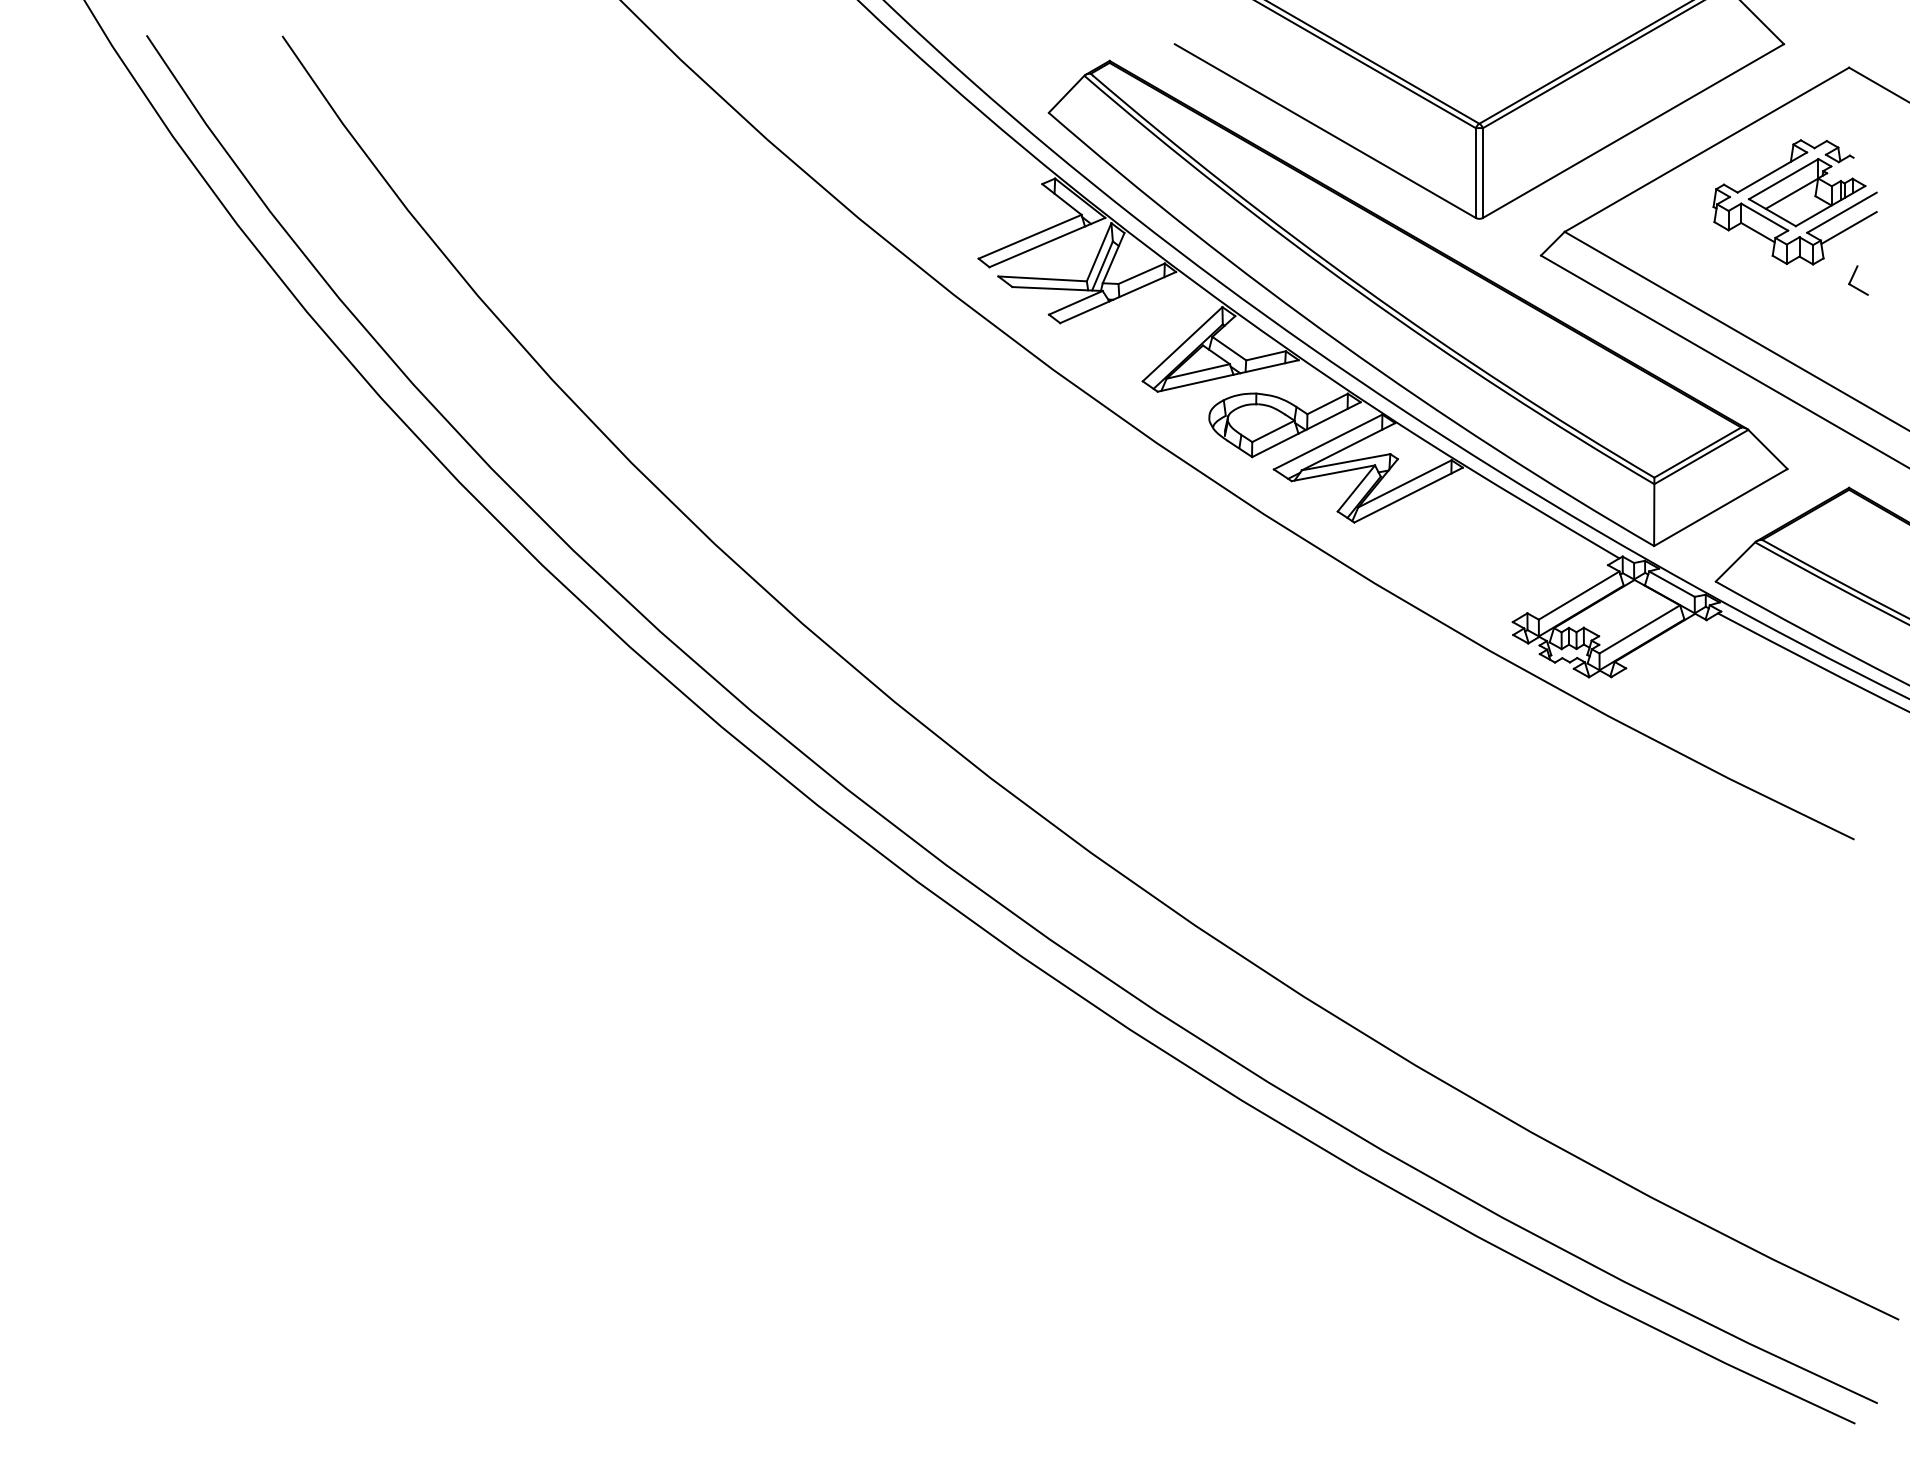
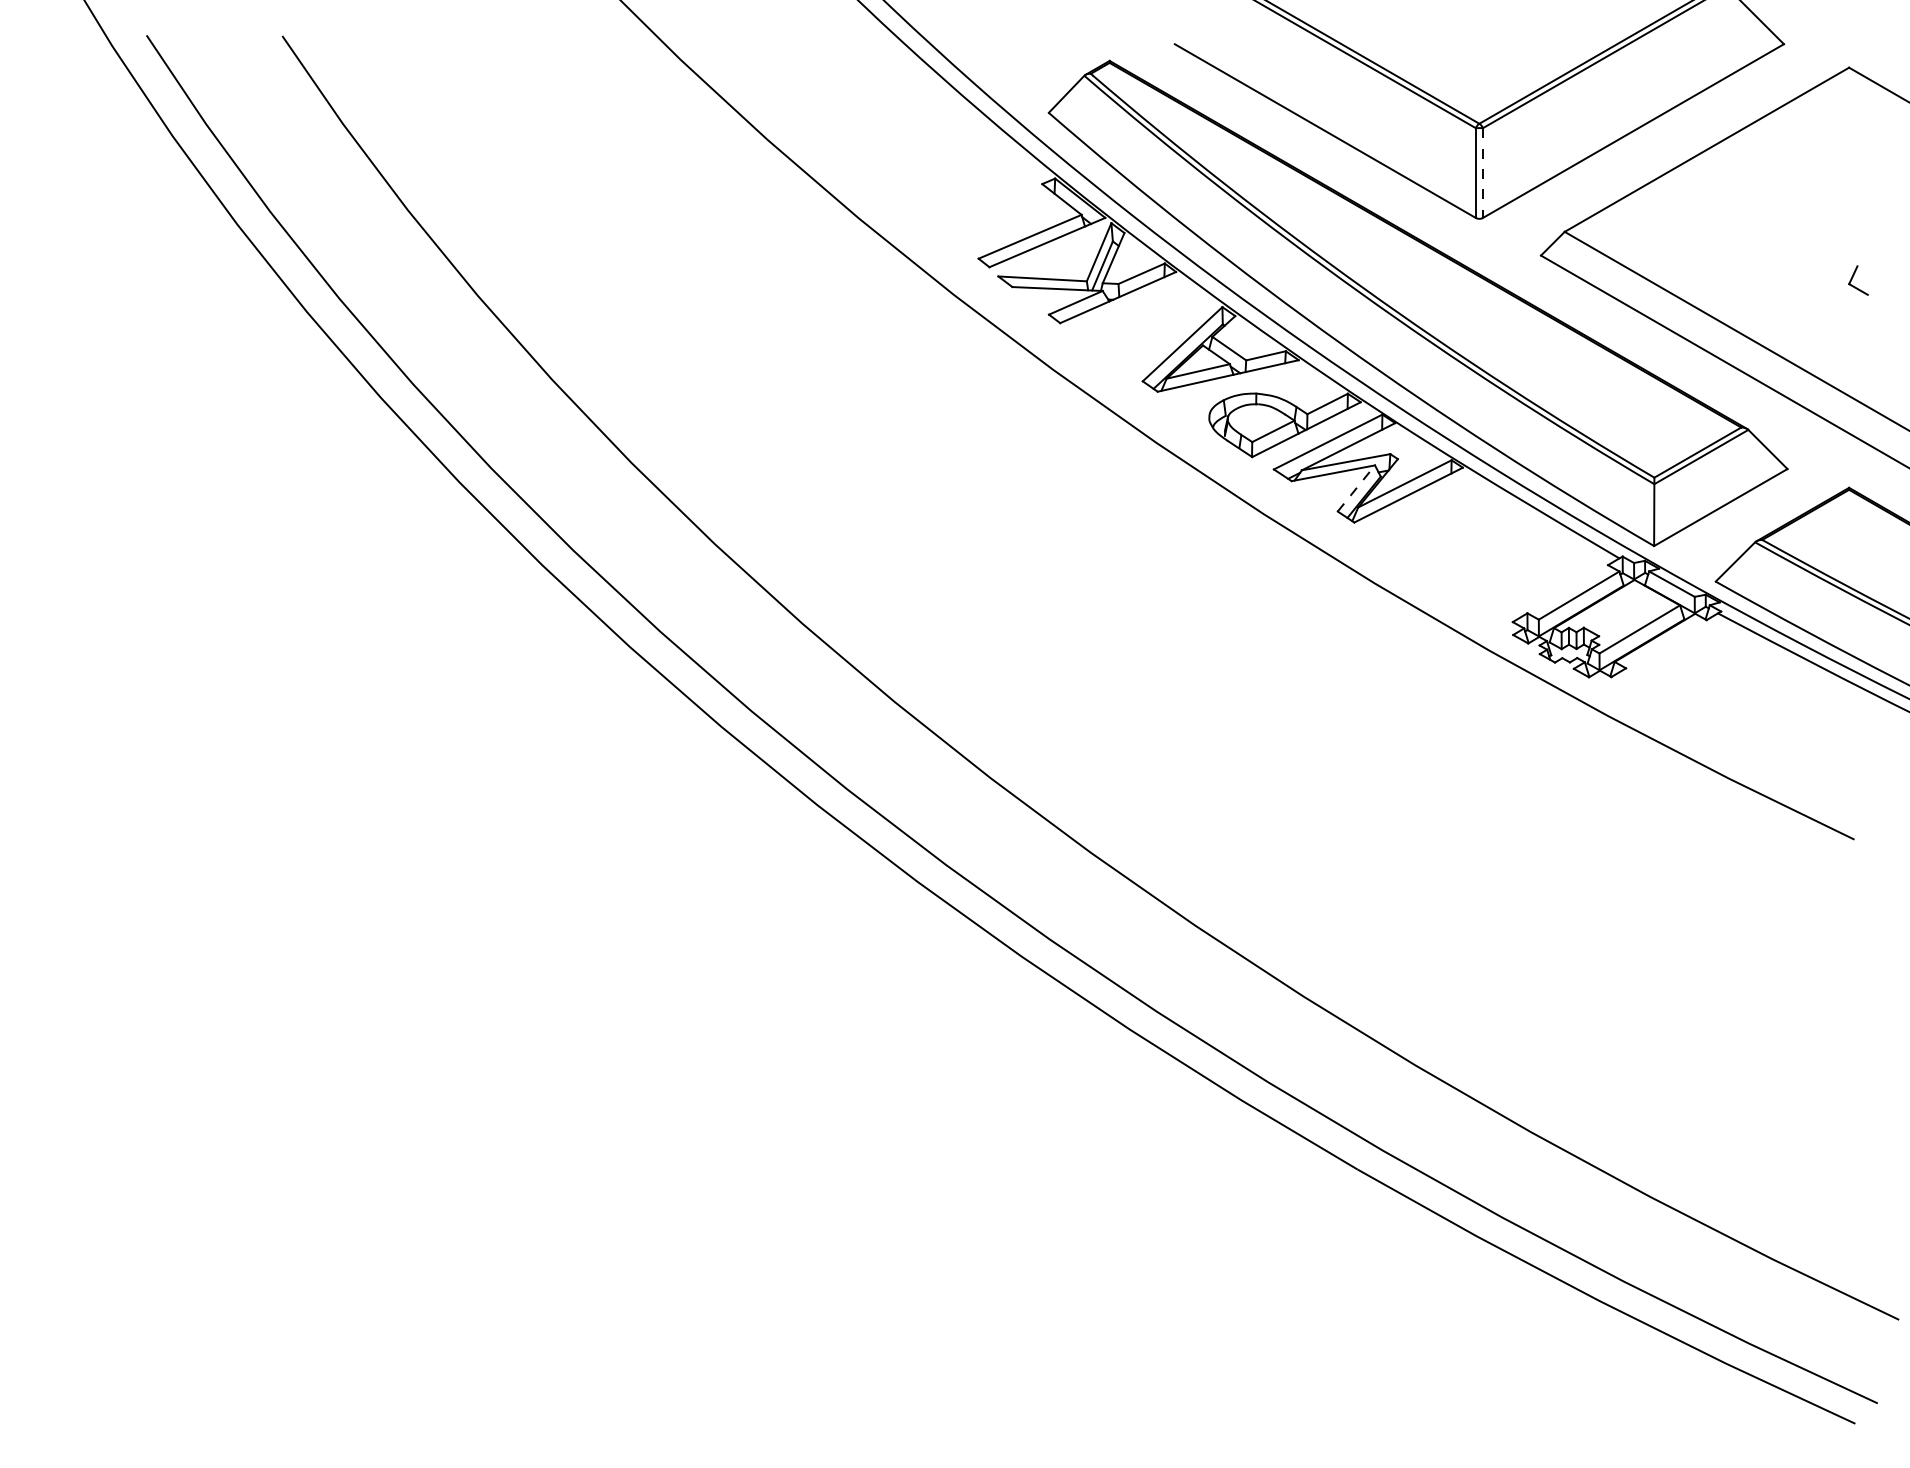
line: solid -> dashed (1482, 173)
part: present -> none (1794, 202)
line: solid -> dashed (1356, 488)
